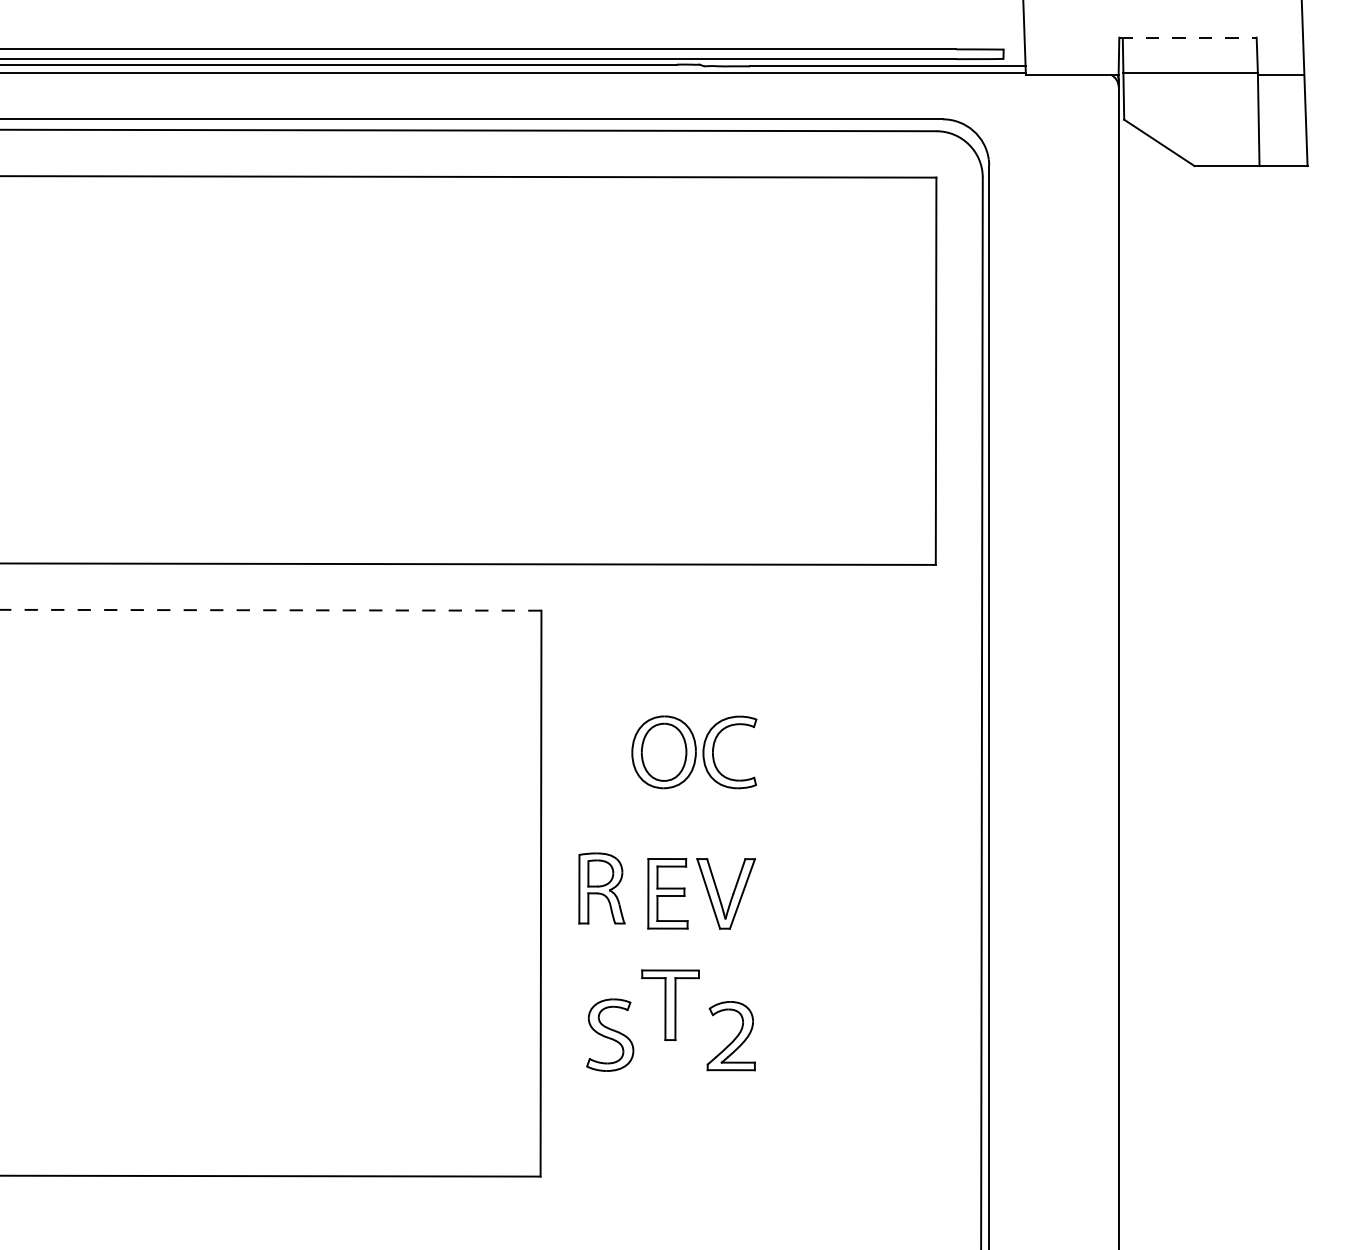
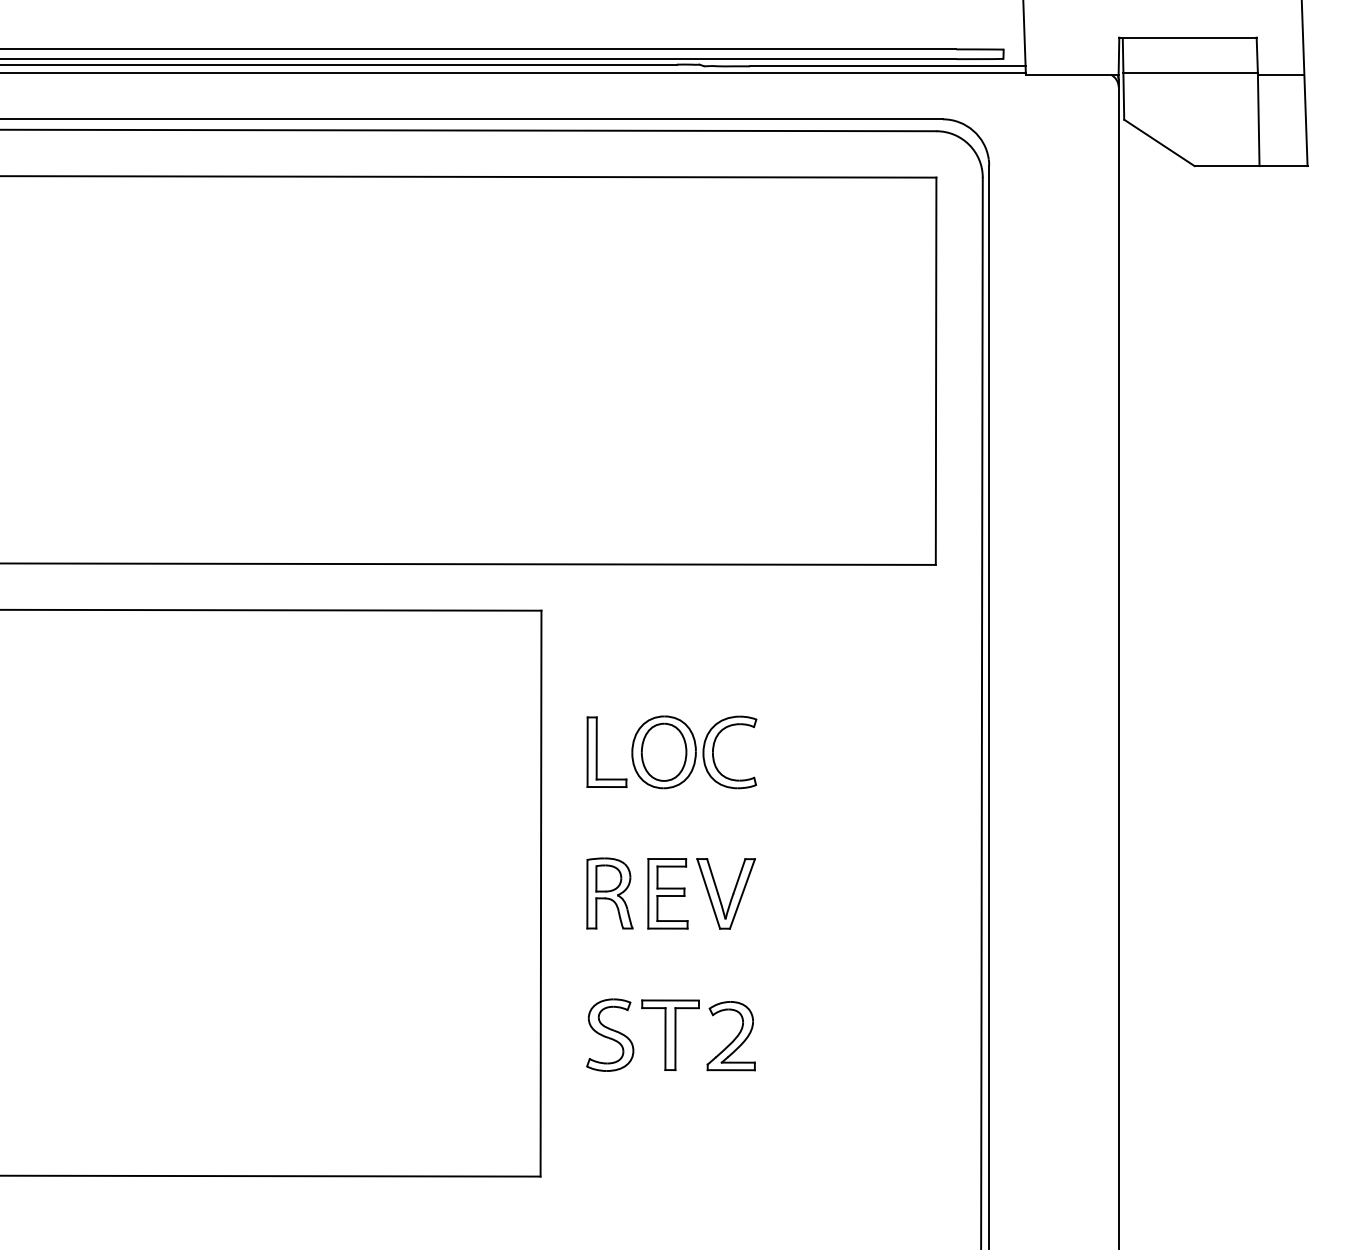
line: dashed -> solid (1187, 37)
line: dashed -> solid (270, 610)
part: none -> present (597, 751)
part position: (601, 888) -> (609, 893) (609, 893)
part position: (670, 1005) -> (670, 1035) (670, 1035)
